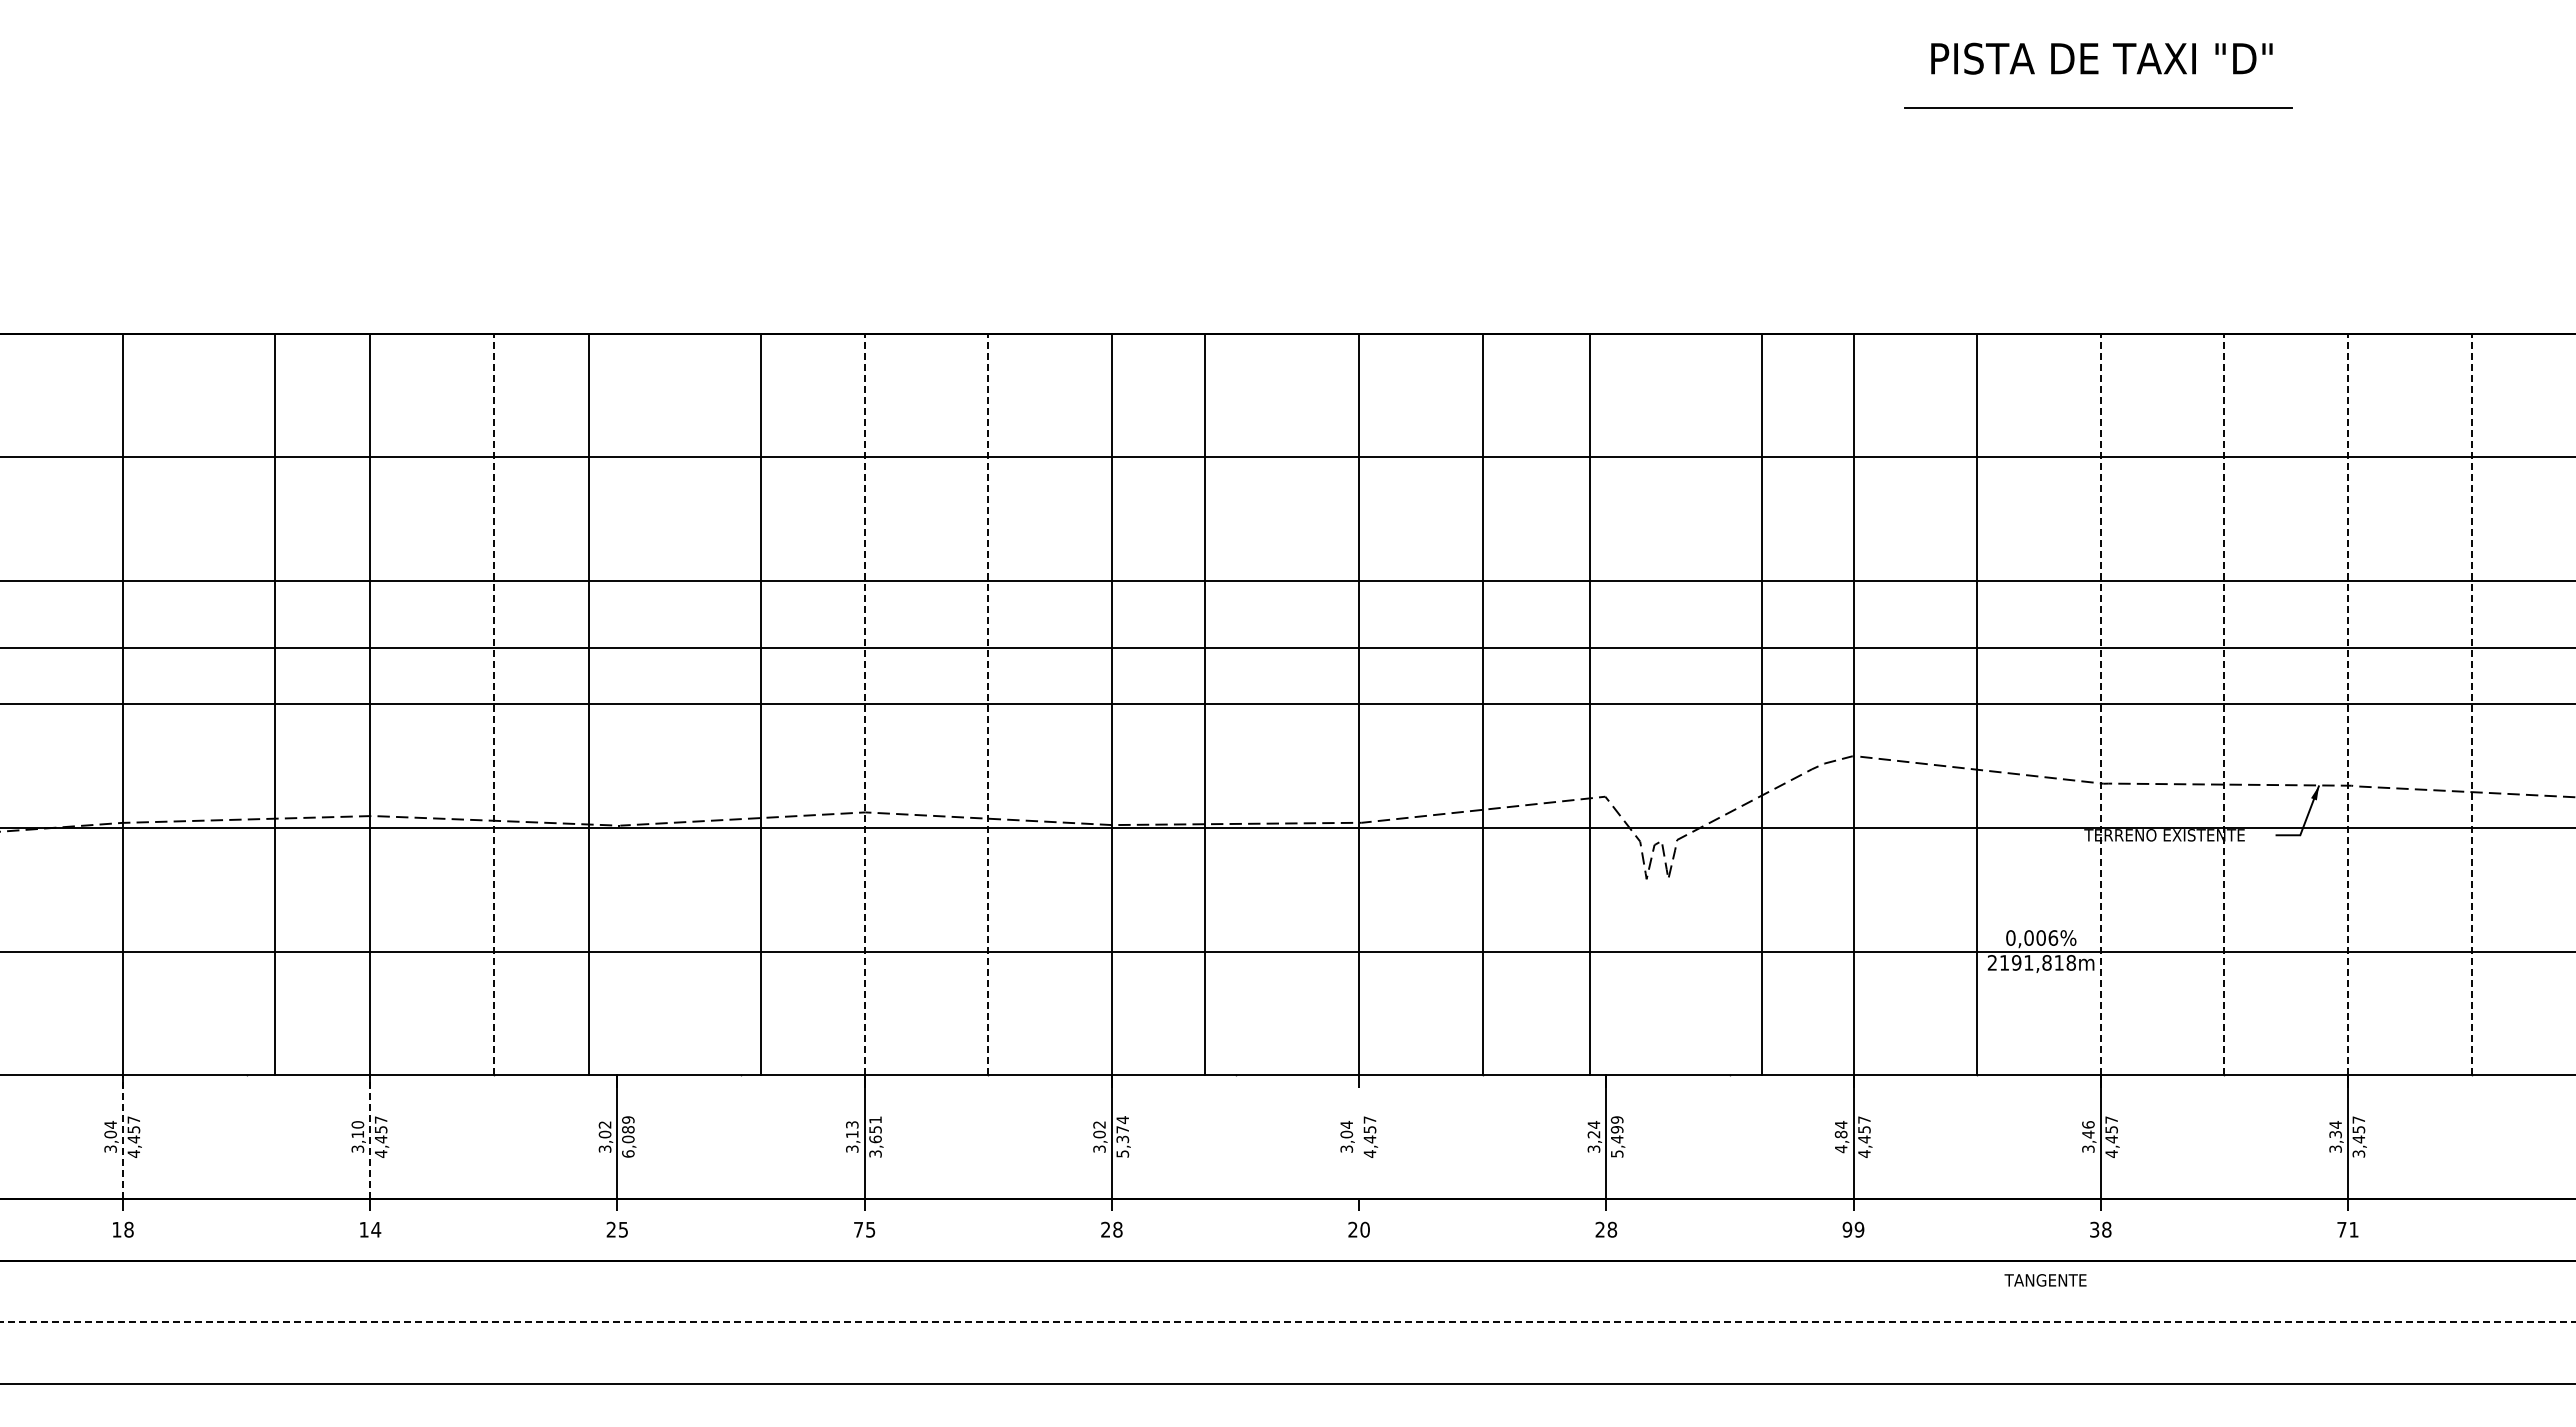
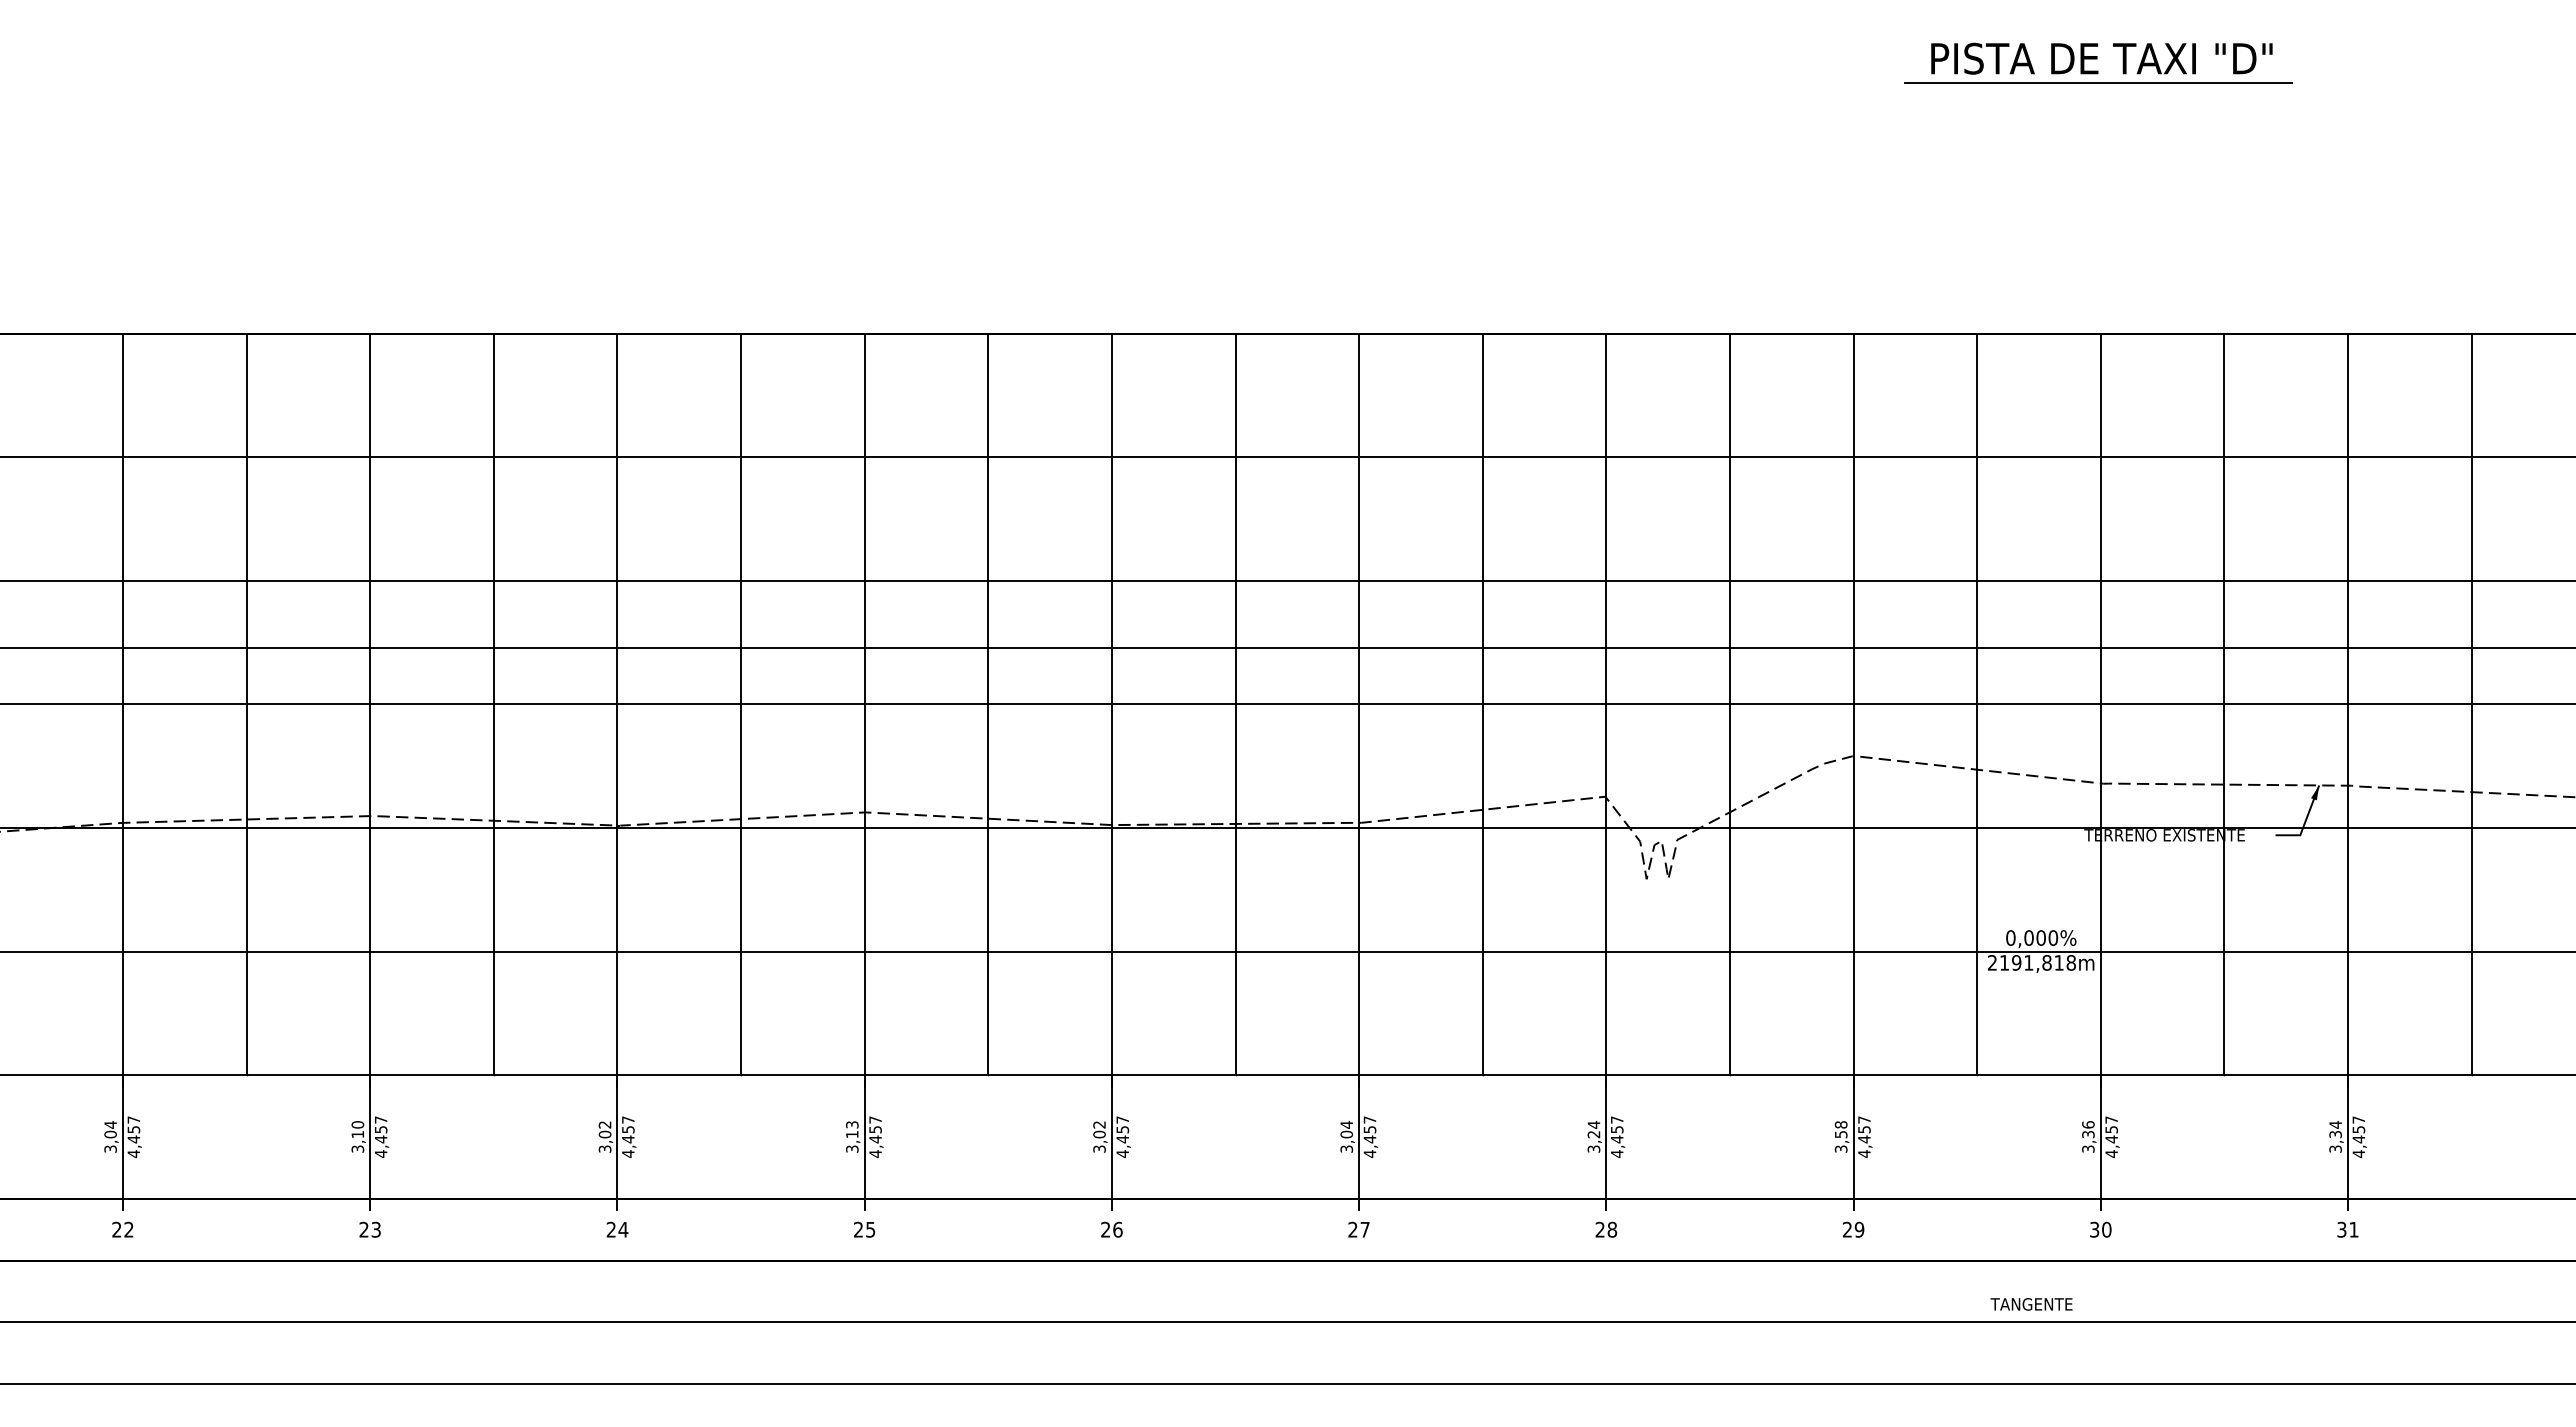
line position: (2098, 107) -> (2098, 82) (2098, 82)
line position: (274, 704) -> (246, 704) (246, 704)
line: dashed -> solid (493, 704)
line position: (589, 704) -> (617, 704) (617, 704)
line position: (761, 704) -> (741, 704) (741, 704)
line: dashed -> solid (864, 704)
line: dashed -> solid (988, 704)
line position: (1204, 704) -> (1235, 704) (1235, 704)
line position: (1590, 704) -> (1606, 704) (1606, 704)
line position: (1761, 704) -> (1729, 704) (1729, 704)
line: dashed -> solid (2100, 704)
line: dashed -> solid (2224, 704)
line: dashed -> solid (2348, 704)
line: dashed -> solid (2471, 704)
text: 0,006% -> 0,000% (2053, 937)
text: 3,46 -> 3,36 (2088, 1134)
text: 3,651 -> 4,457 (875, 1136)
line: none -> present (1359, 1136)
line: dashed -> solid (123, 1137)
line: dashed -> solid (370, 1137)
text: 6,089 -> 4,457 (628, 1137)
text: 5,374 -> 4,457 (1122, 1137)
text: 5,499 -> 4,457 (1616, 1137)
text: 4,84 -> 3,58 (1840, 1137)
text: 3,457 -> 4,457 (2358, 1154)
text: 18 -> 22 (122, 1229)
text: 14 -> 23 (370, 1229)
text: 25 -> 24 (623, 1229)
text: 75 -> 25 (858, 1229)
text: 28 -> 26 (1117, 1229)
text: 20 -> 27 (1364, 1229)
text: 99 -> 29 (1847, 1229)
text: 38 -> 30 (2106, 1229)
text: 71 -> 31 (2341, 1229)
text position: (2045, 1280) -> (2031, 1304) (2031, 1304)
line: dashed -> solid (1288, 1322)
